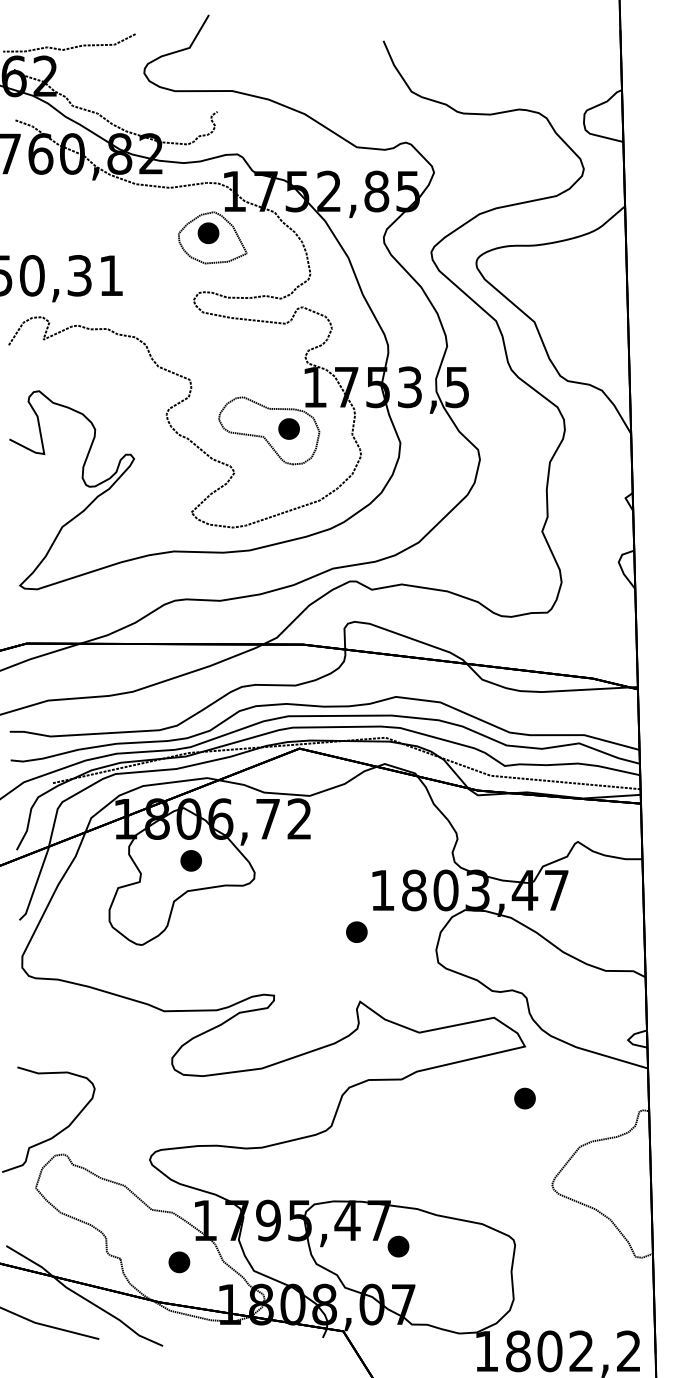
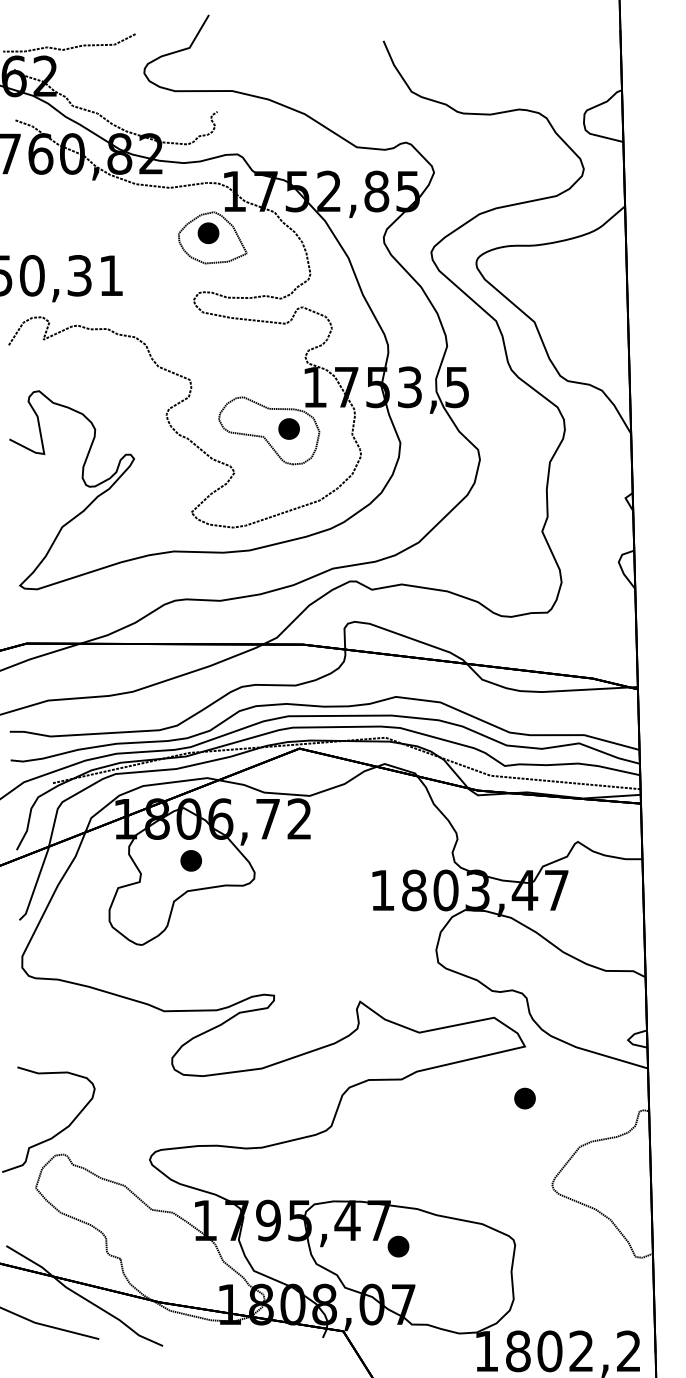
part: present -> none (356, 931)
part: present -> none (179, 1262)
